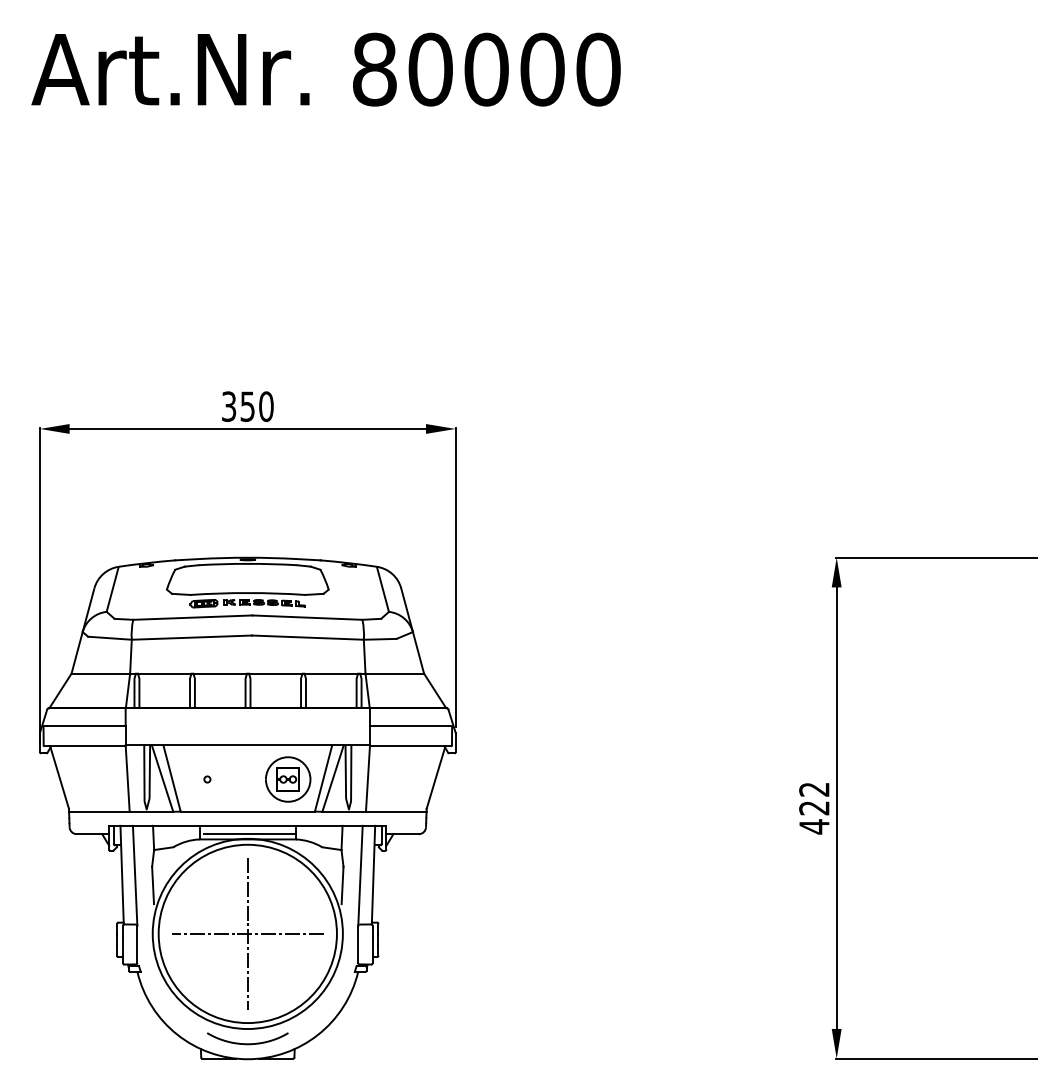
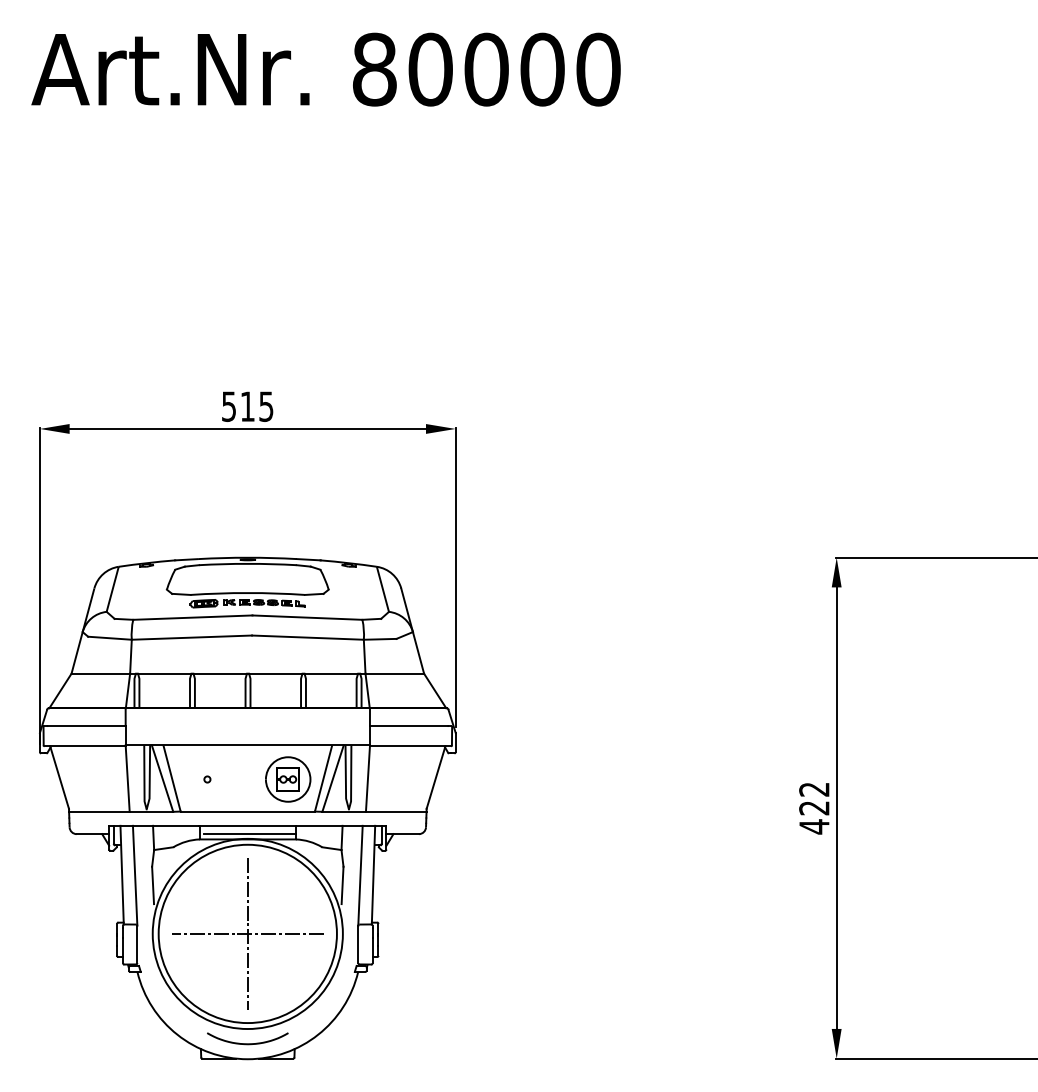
text: 350 -> 515 (247, 406)
